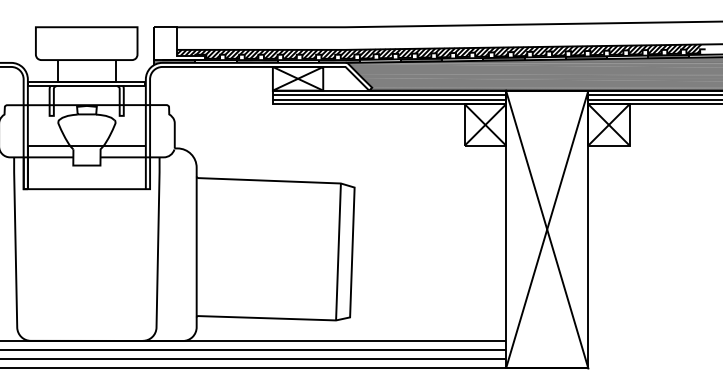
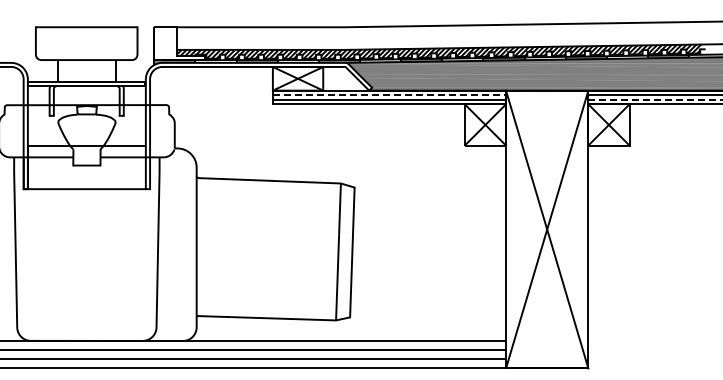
line: solid -> dashed (389, 95)
line: solid -> dashed (655, 99)
